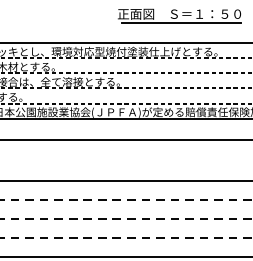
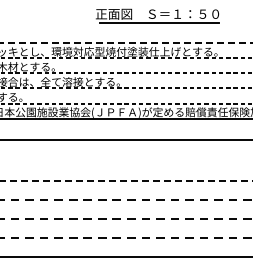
part position: (179, 15) -> (157, 15) (157, 15)
line: solid -> dashed (126, 43)
line: solid -> dashed (126, 181)
